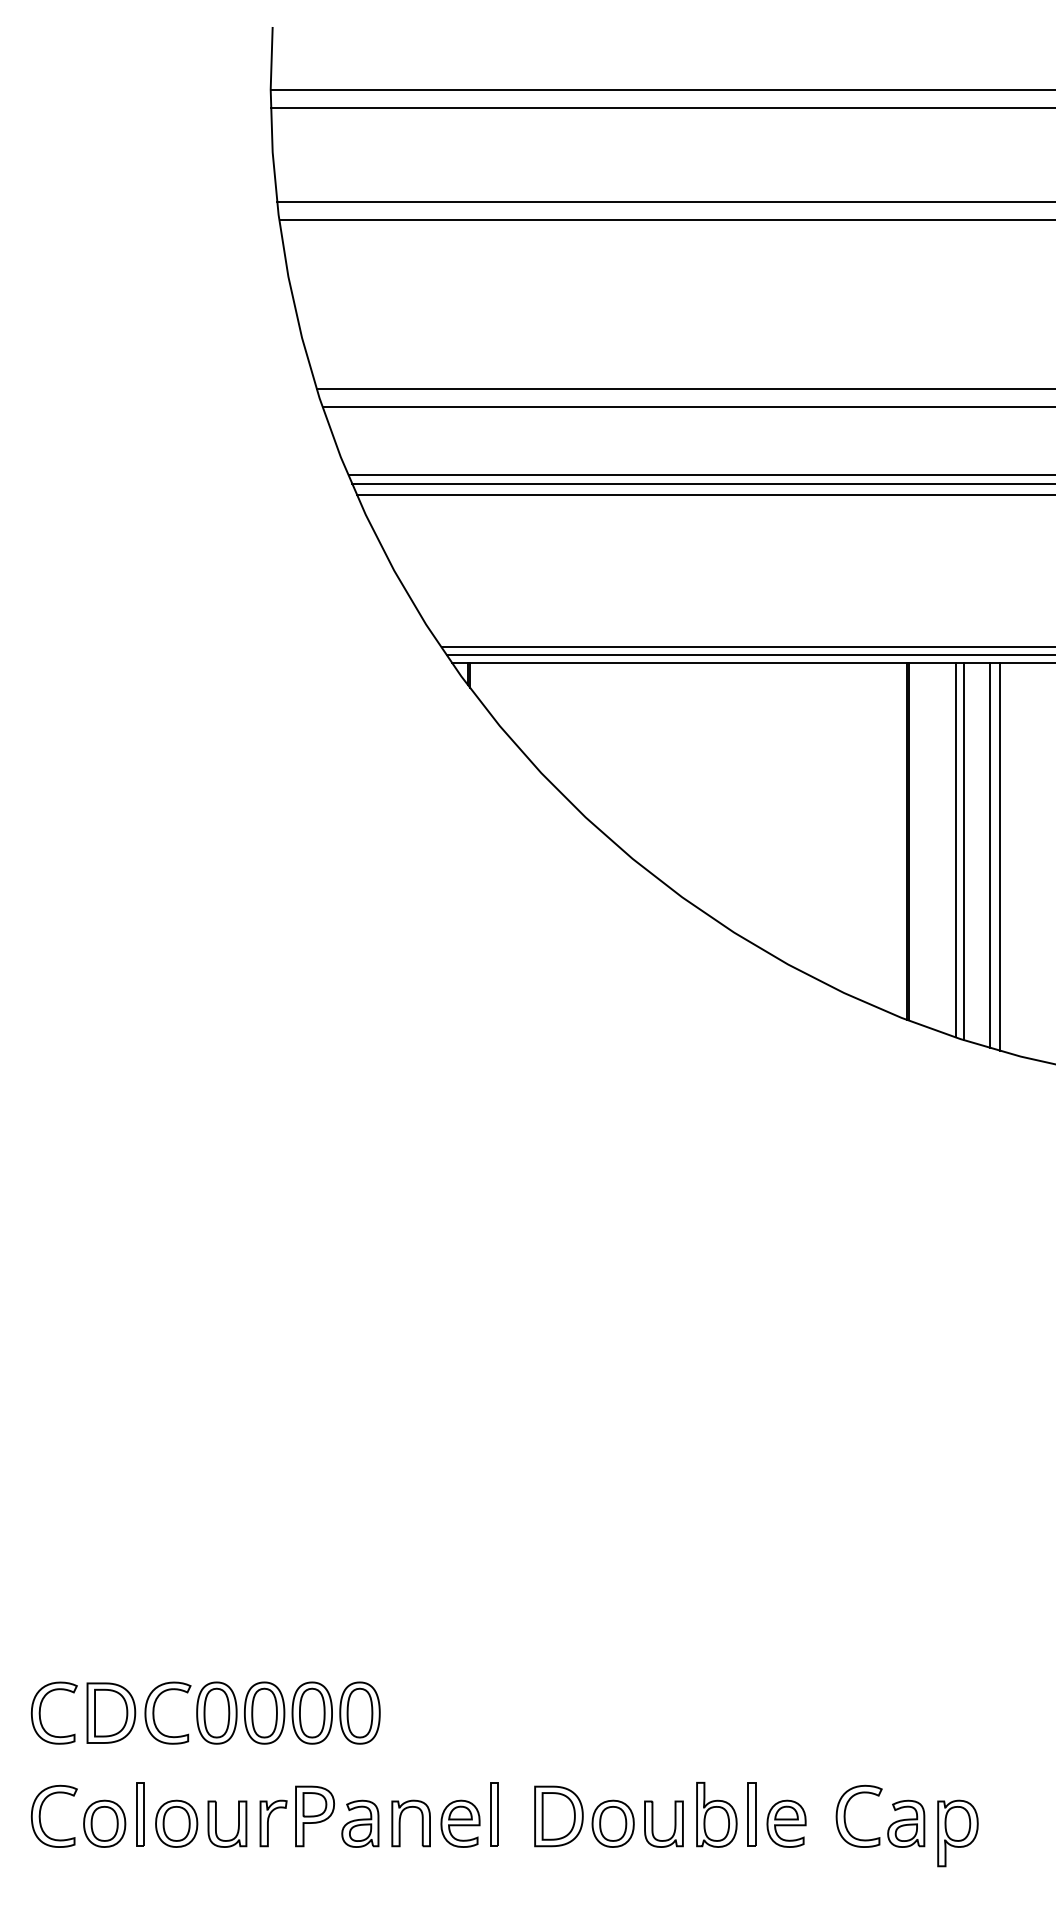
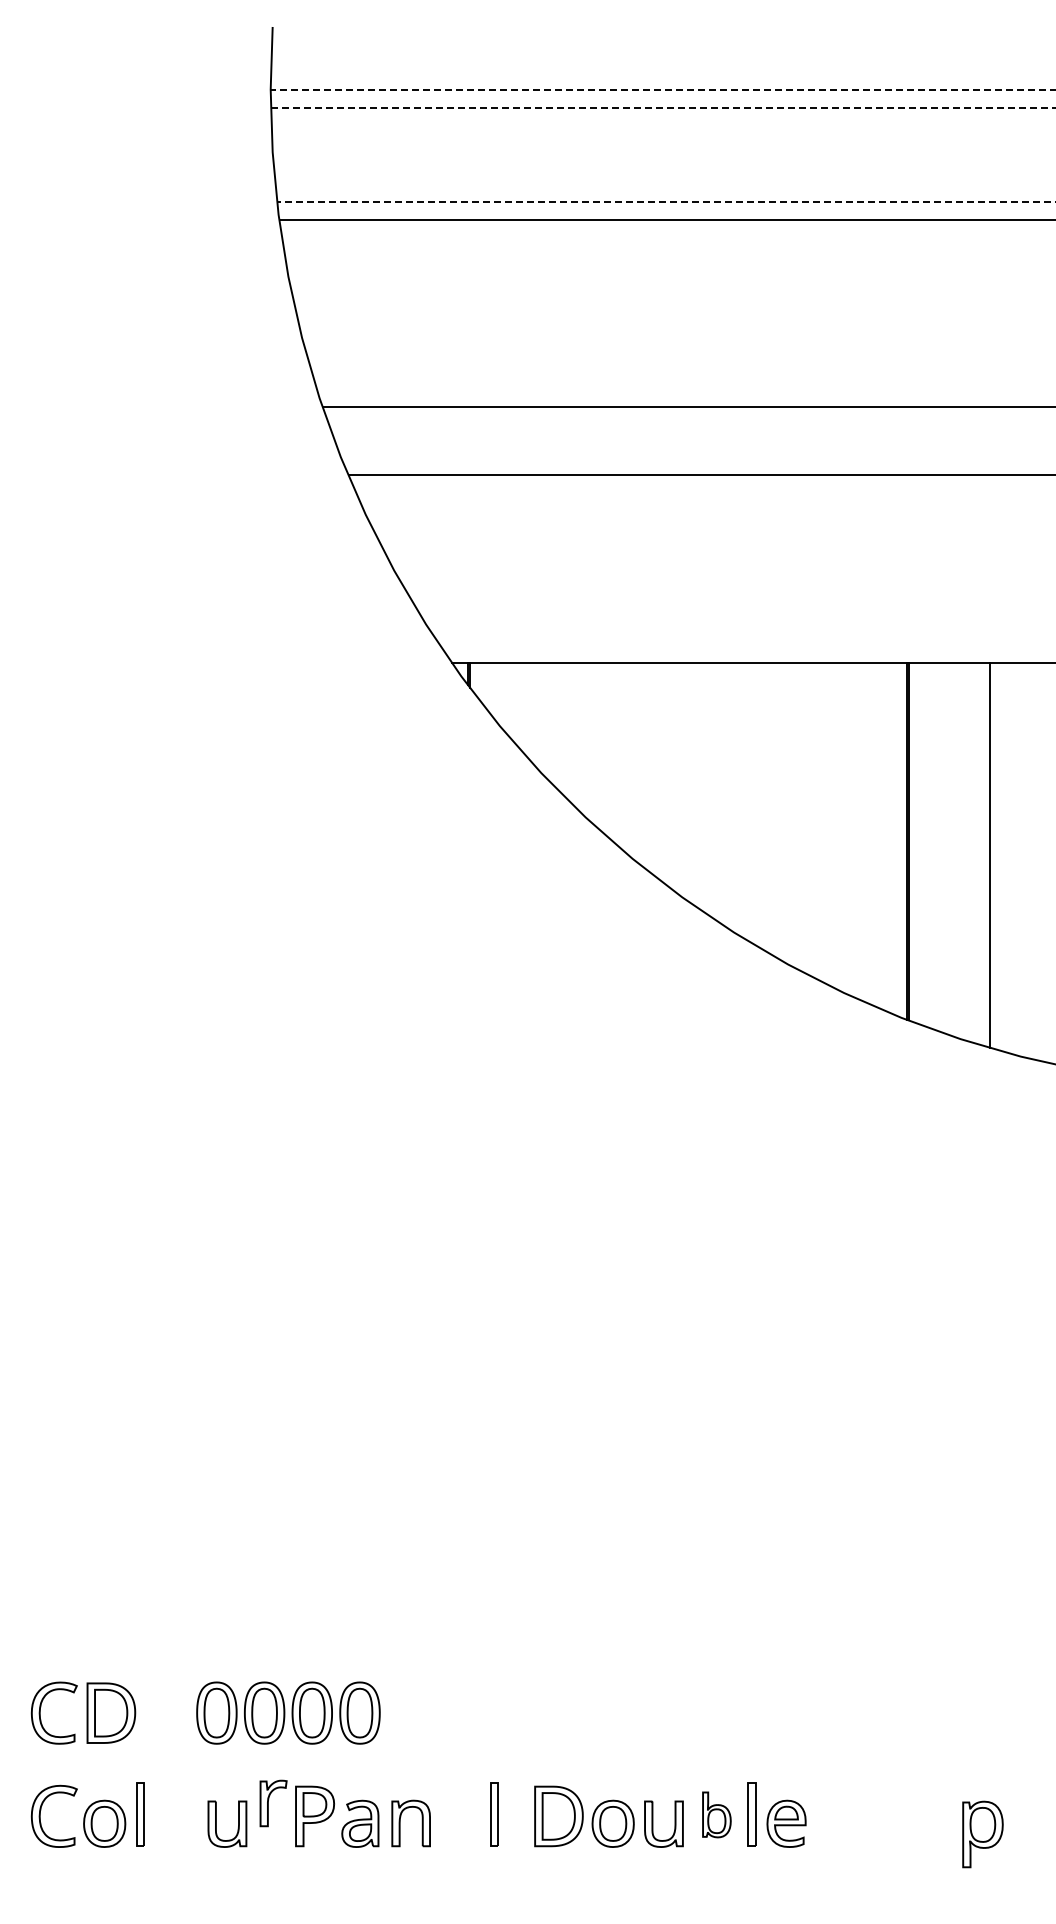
line: solid -> dashed (662, 89)
line: solid -> dashed (663, 108)
line: solid -> dashed (666, 201)
line: present -> none (684, 388)
line: present -> none (702, 483)
line: present -> none (704, 495)
line: present -> none (746, 647)
line: present -> none (749, 655)
line: present -> none (955, 850)
line: present -> none (963, 851)
line: present -> none (999, 856)
part: present -> none (154, 1712)
part size: 42x66 px -> 30x48 px (716, 1814)
part: present -> none (176, 1823)
part position: (273, 1823) -> (273, 1803) (273, 1803)
part: present -> none (460, 1823)
part: present -> none (890, 1824)
part position: (957, 1833) -> (982, 1834) (982, 1834)
